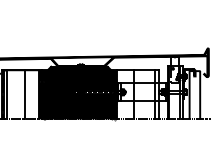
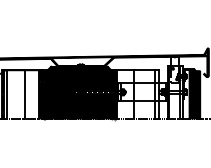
fill: none -> present (194, 95)
